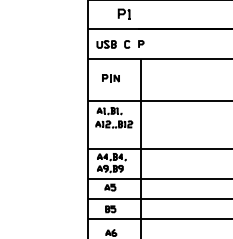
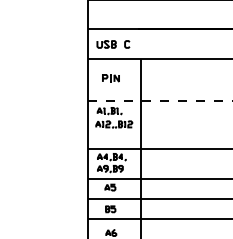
part: present -> none (123, 13)
curve: present -> none (141, 43)
line: solid -> dashed (160, 100)
